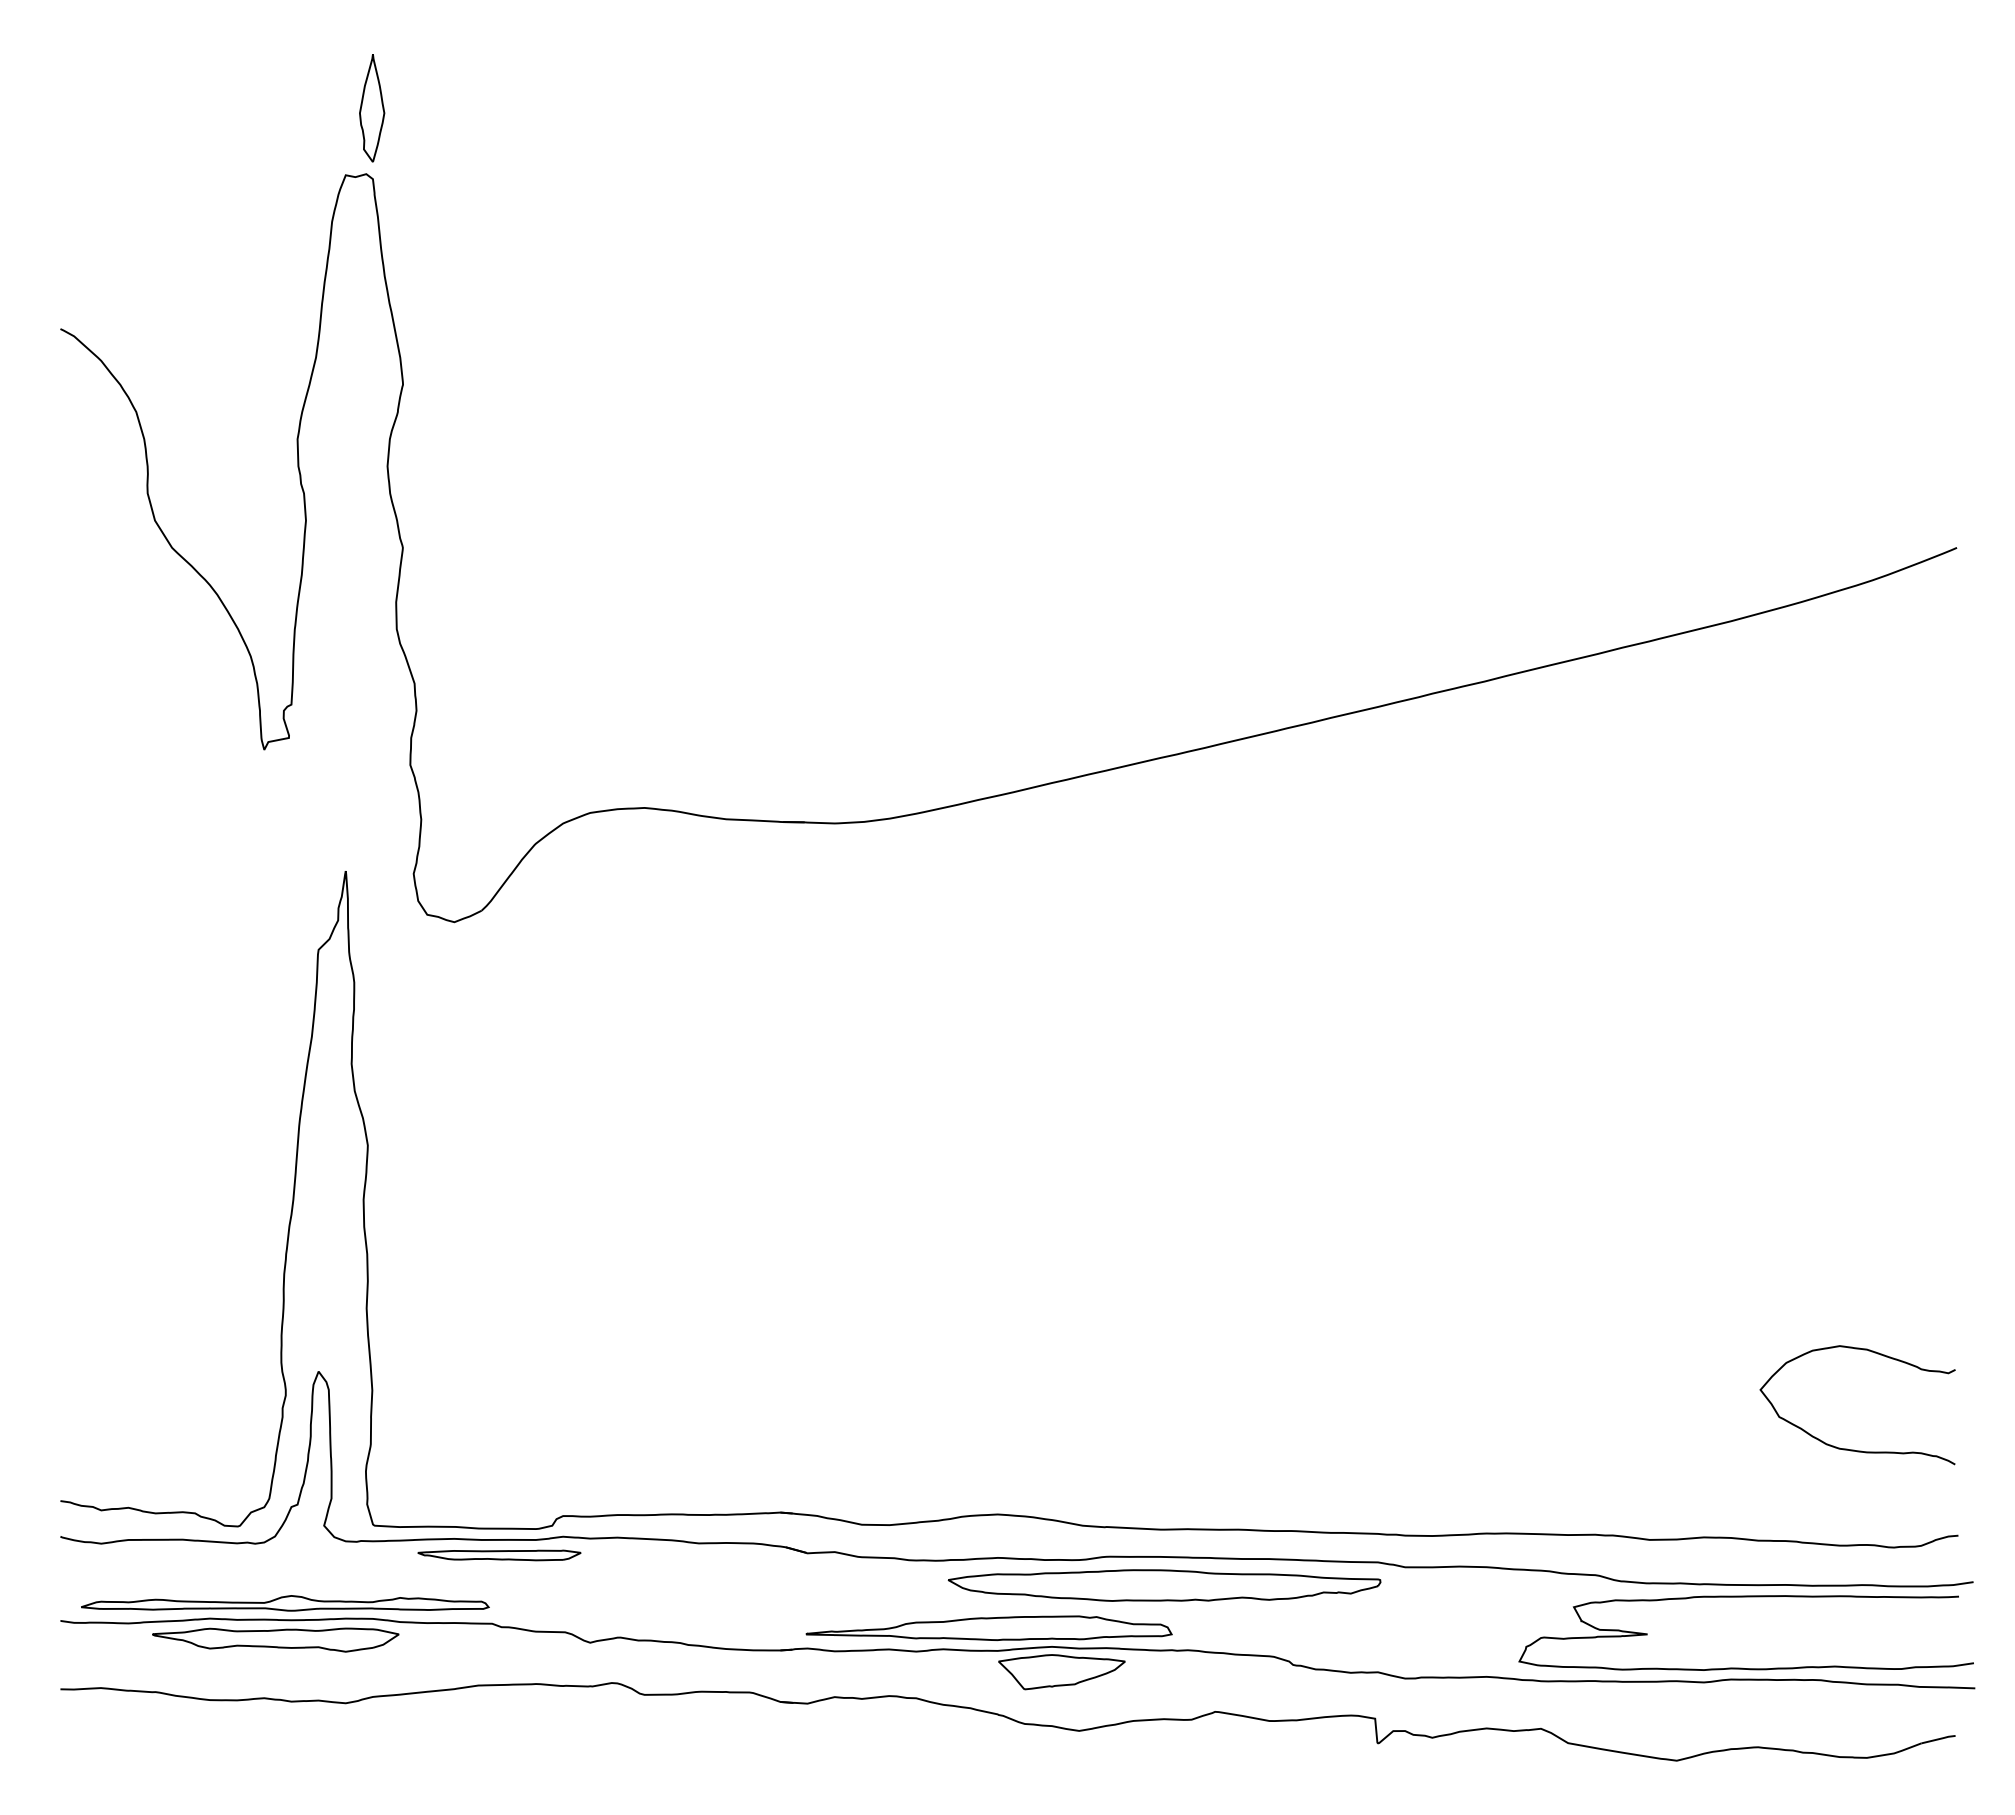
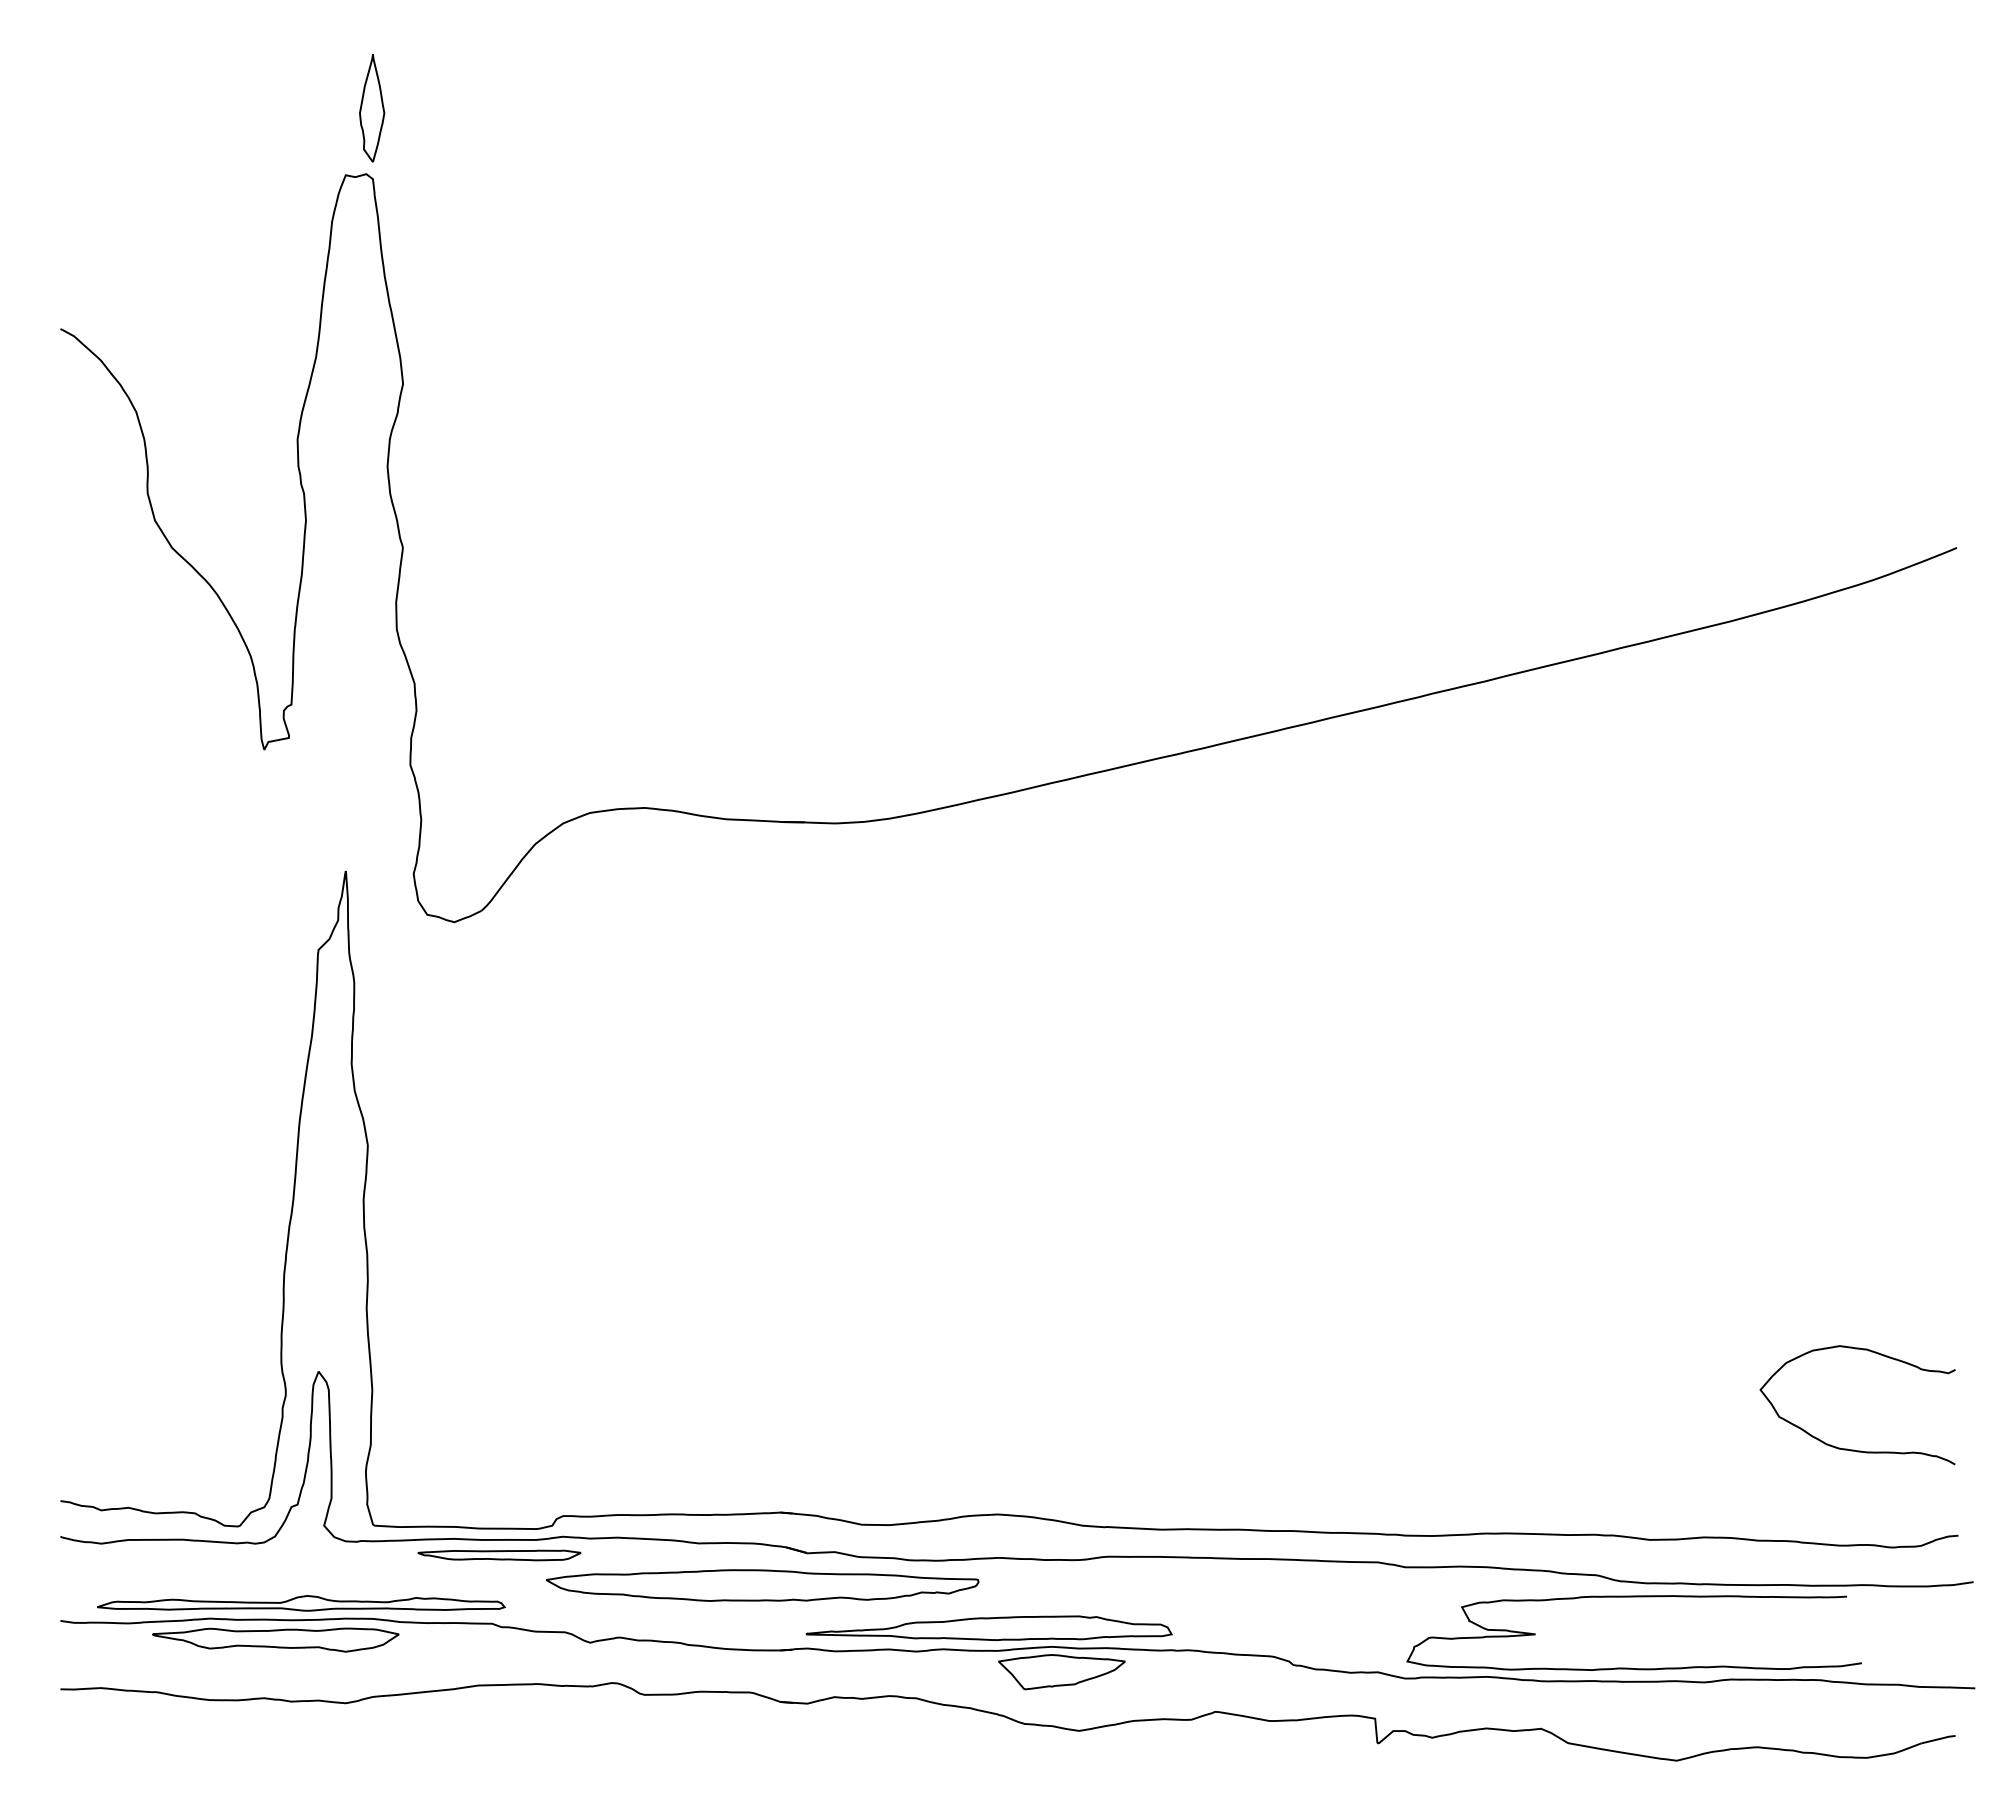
part position: (1164, 1585) -> (762, 1585) (762, 1585)
curve position: (1745, 1597) -> (1633, 1597) (1633, 1597)
part position: (285, 1603) -> (301, 1603) (301, 1603)
